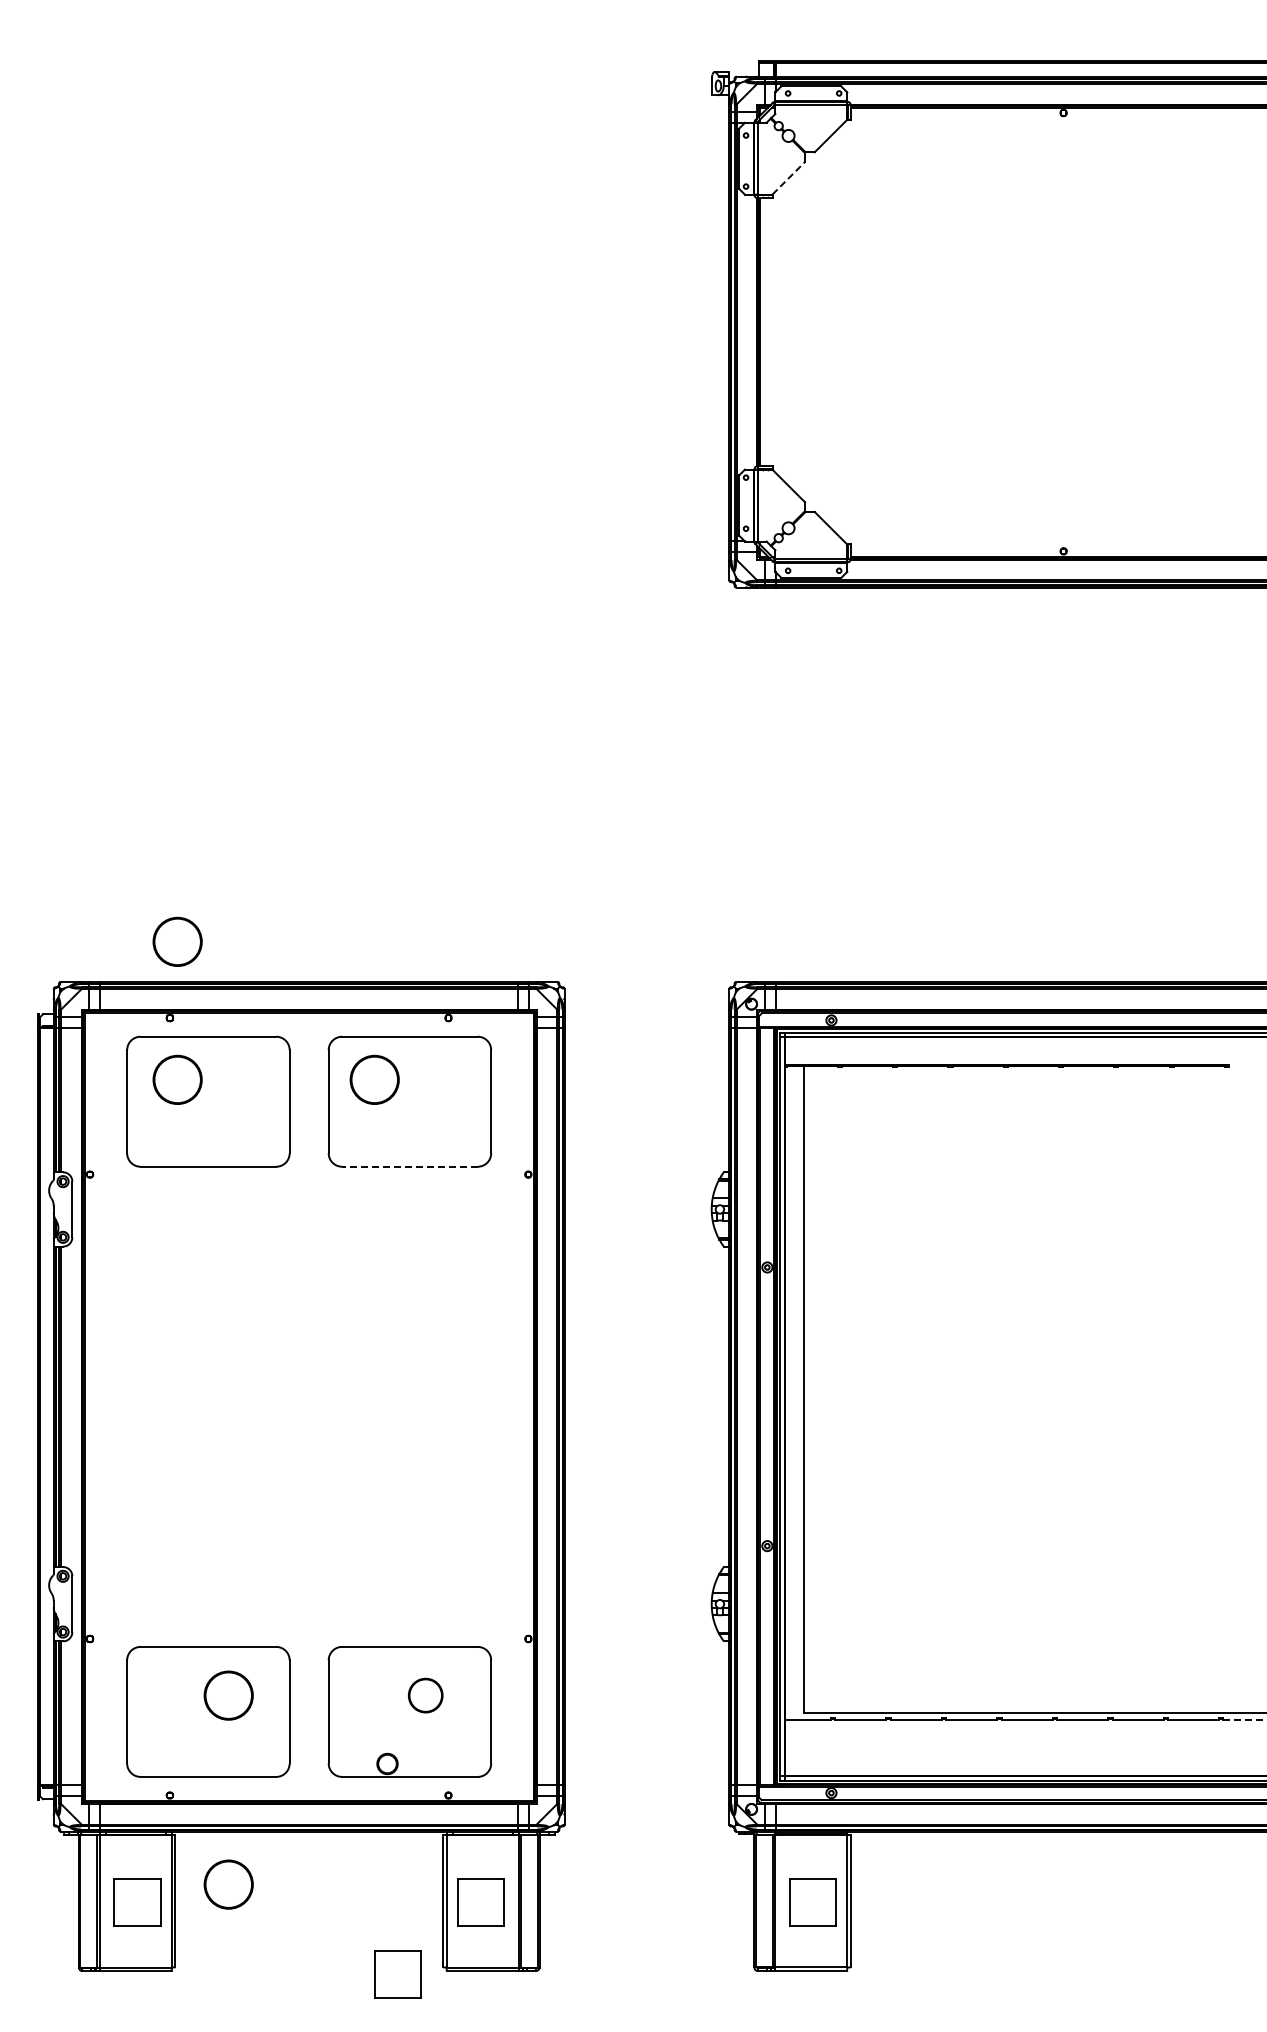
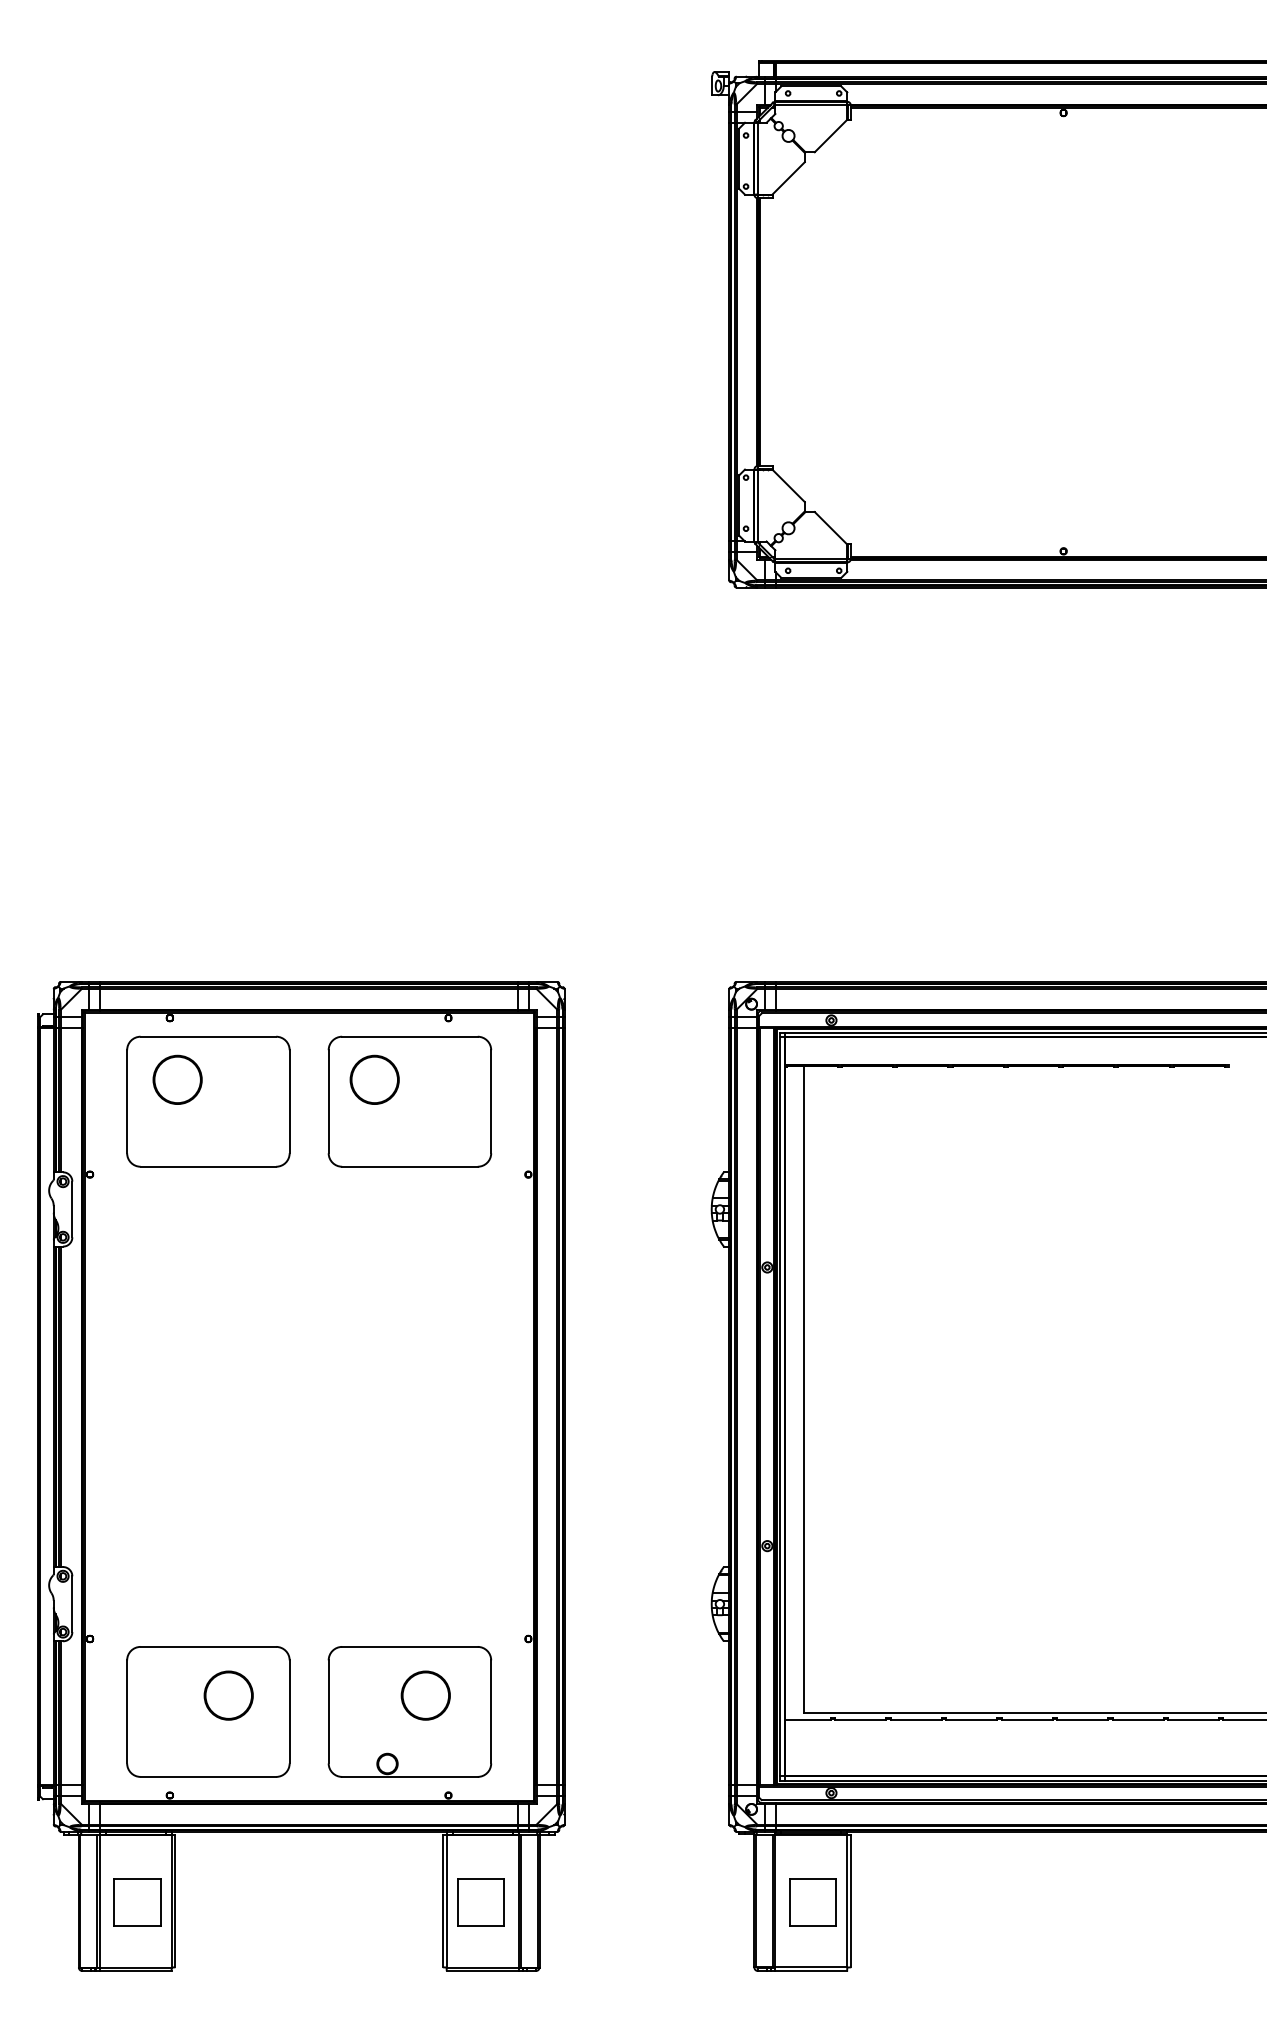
line: dashed -> solid (788, 178)
circle: present -> none (177, 941)
line: dashed -> solid (409, 1166)
circle size: 36x37 px -> 51x51 px (425, 1695)
line: dashed -> solid (1245, 1719)
circle: present -> none (228, 1884)
part: present -> none (397, 1974)
